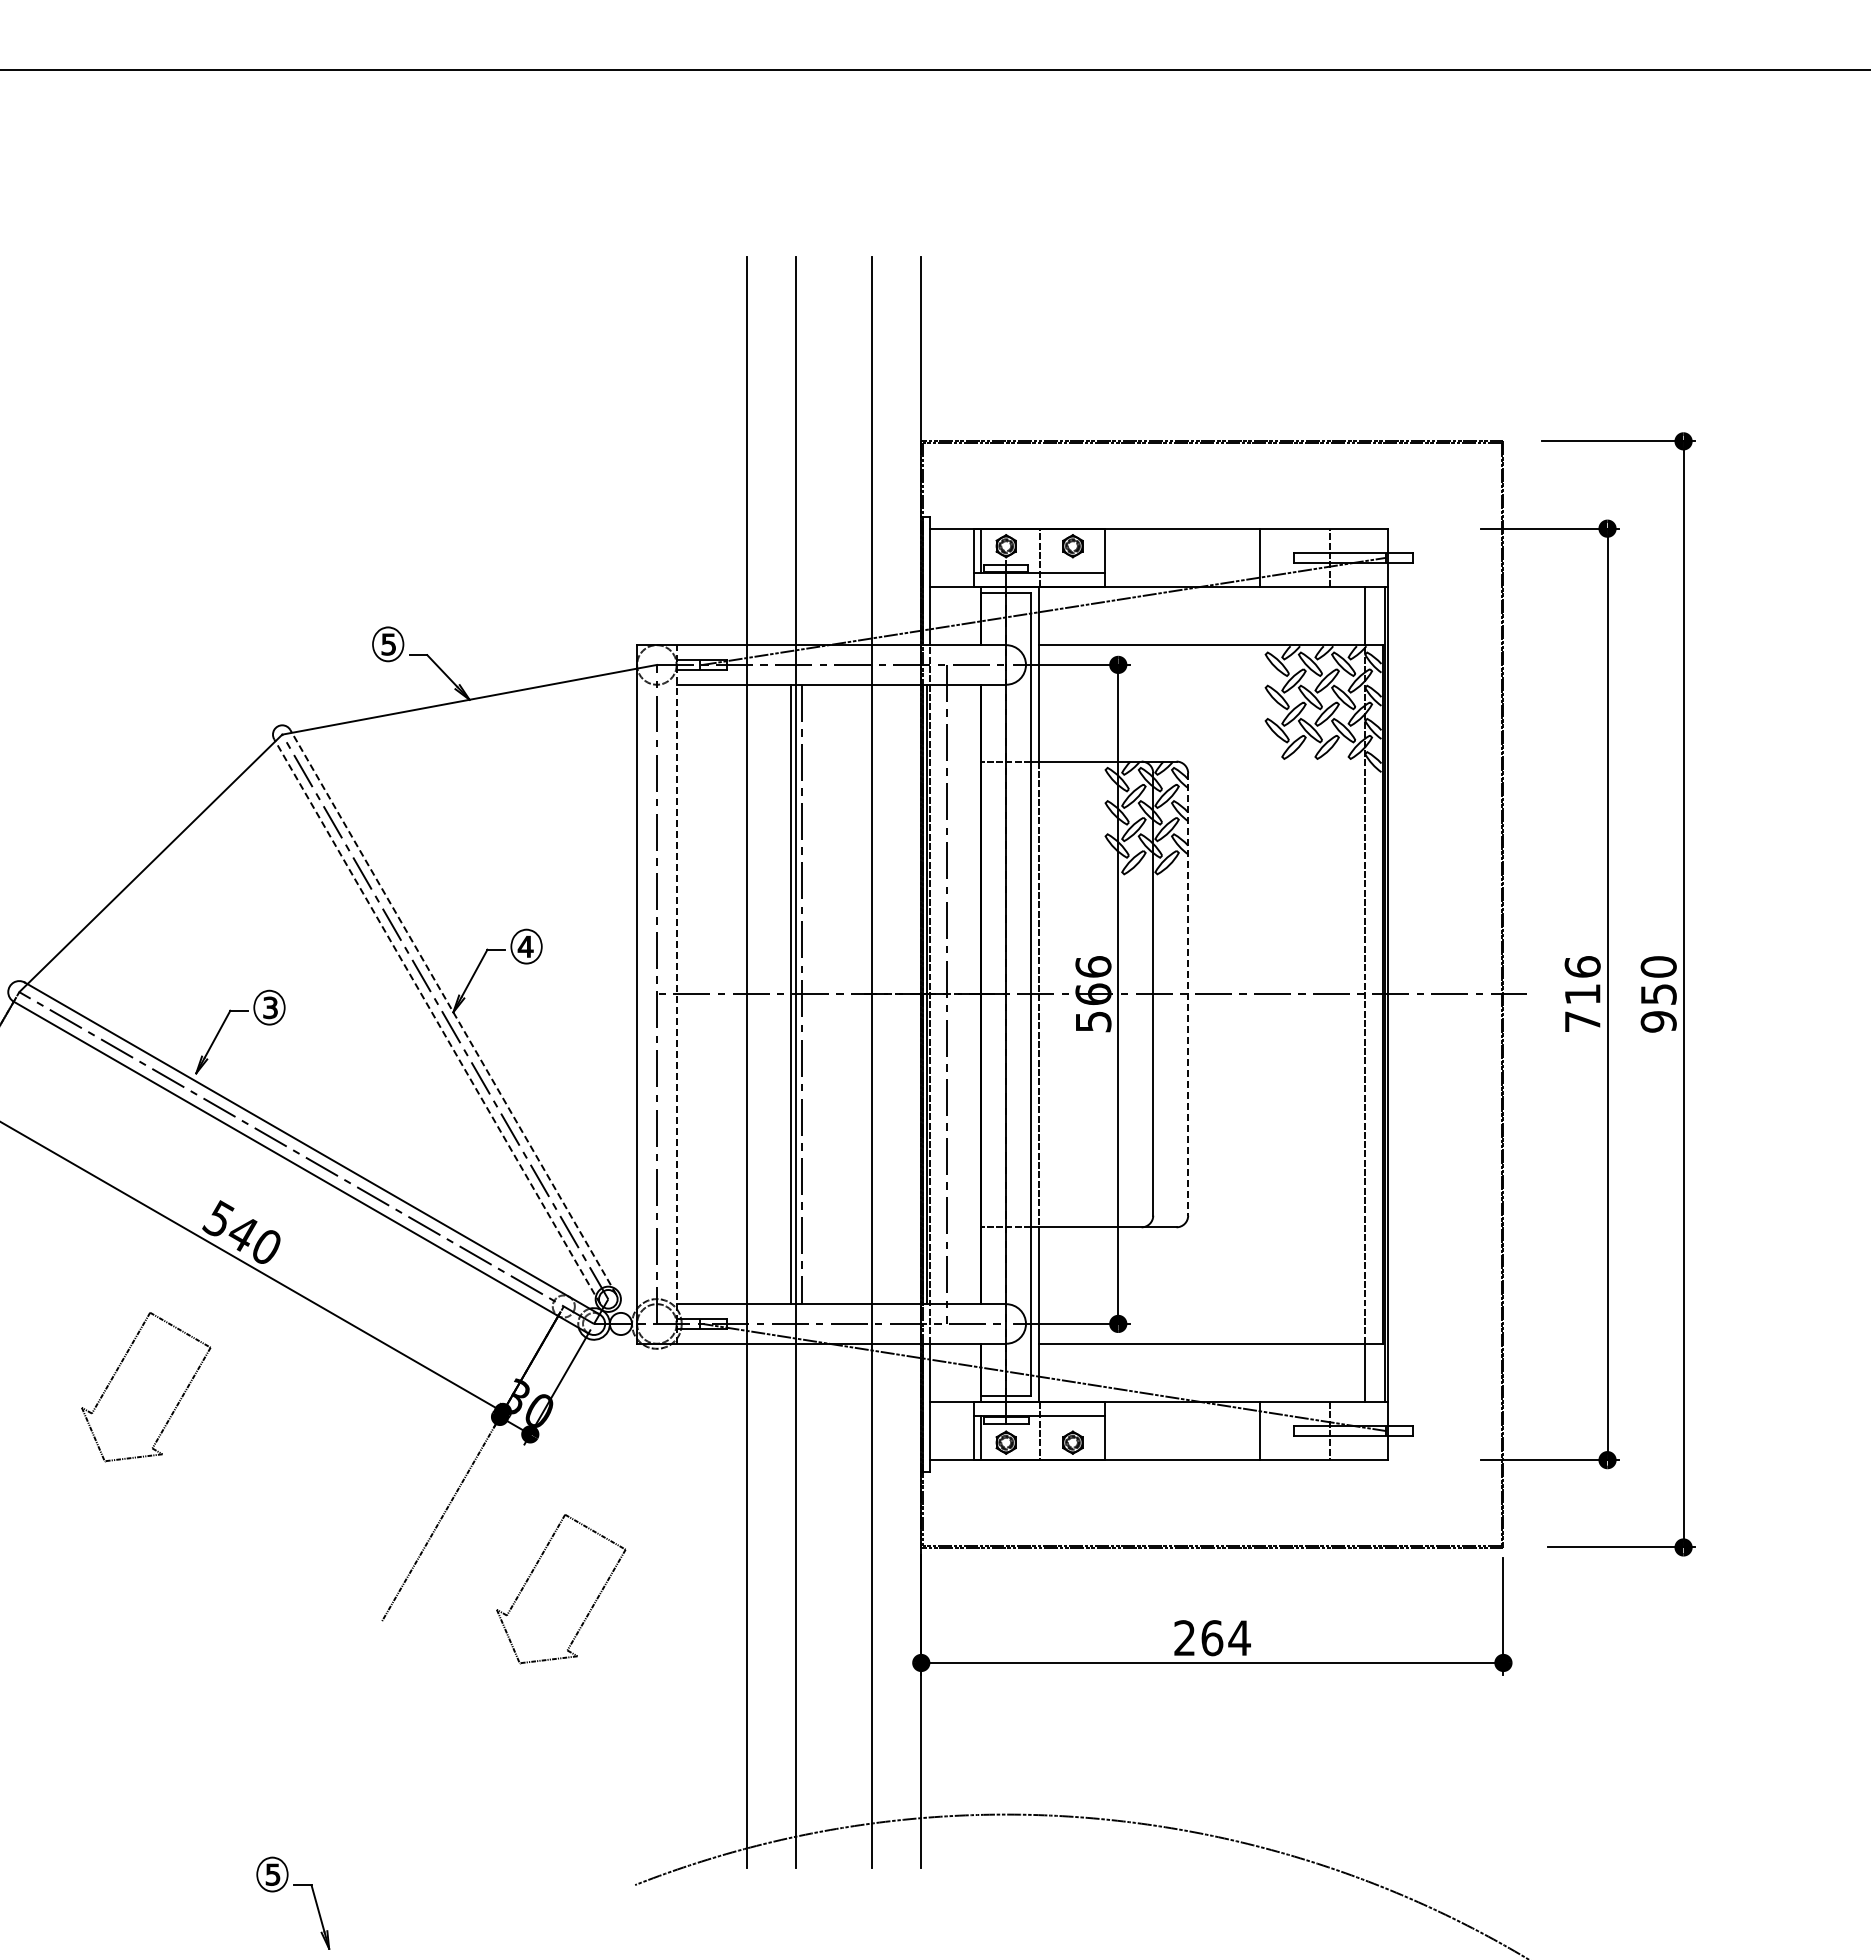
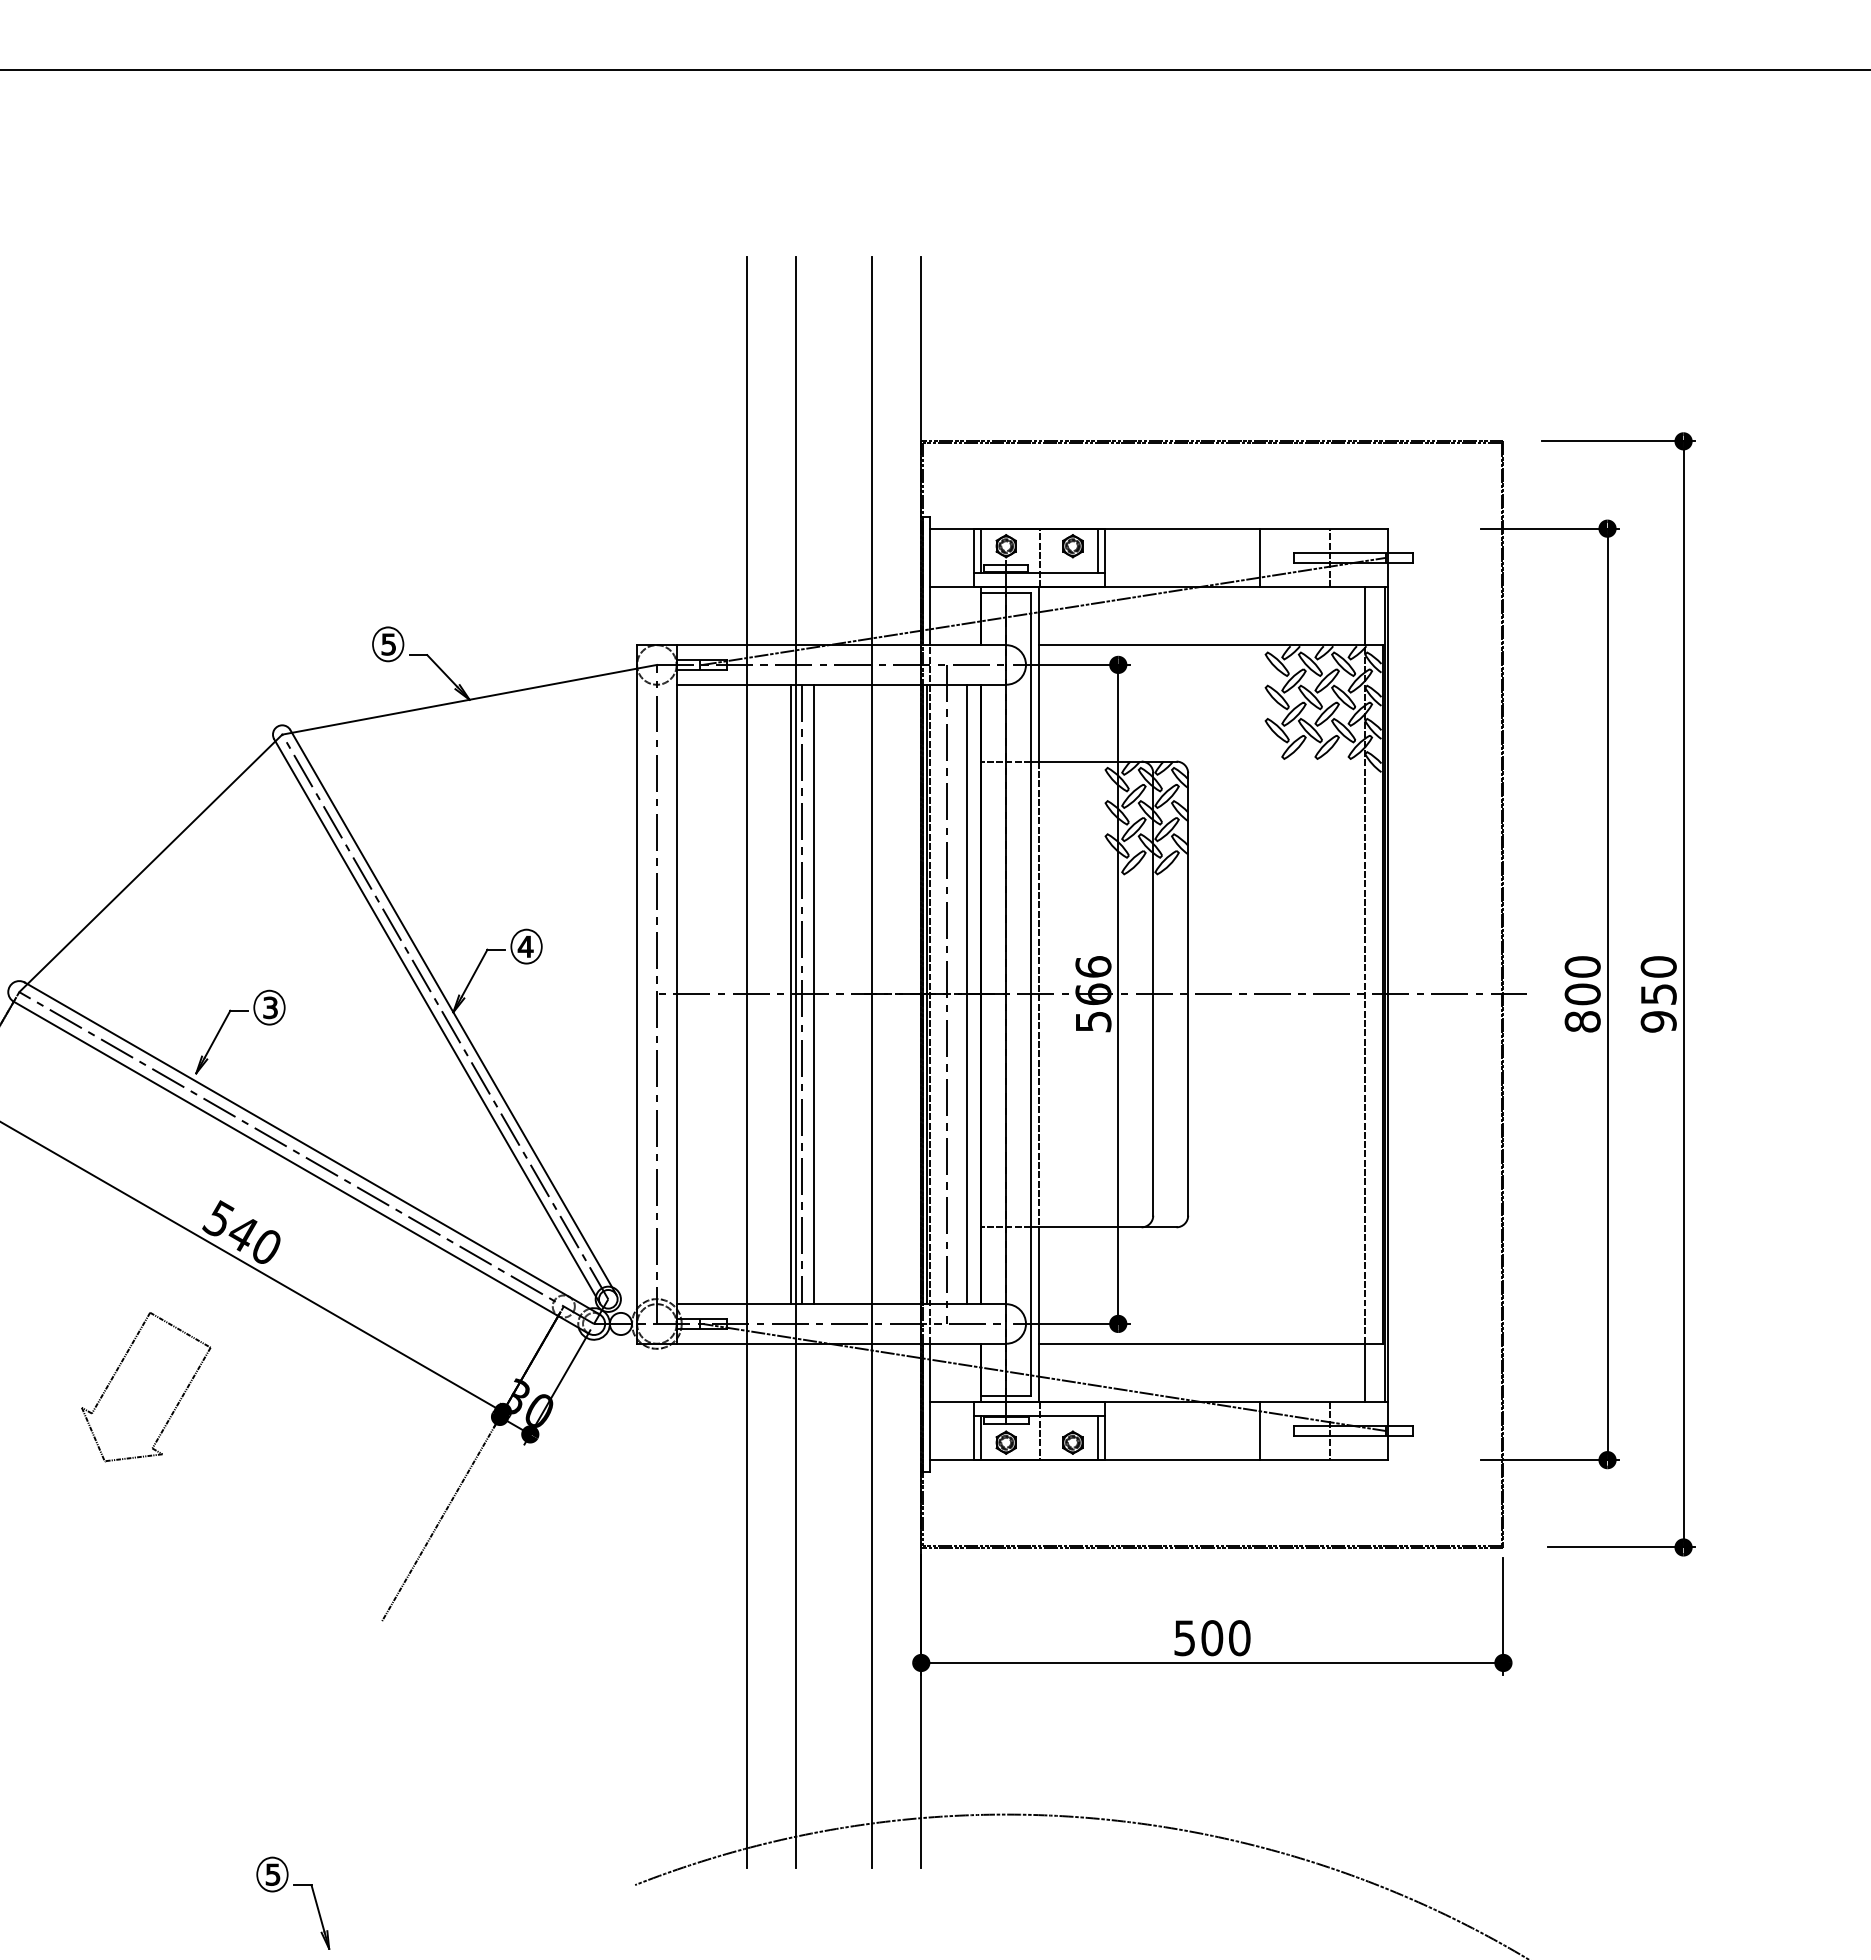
line: none -> present (1098, 550)
line: dashed -> solid (676, 993)
line: none -> present (813, 994)
line: none -> present (966, 994)
line: dashed -> solid (1188, 994)
text: 716 -> 800 (1582, 994)
line: dashed -> solid (453, 1011)
line: dashed -> solid (436, 1021)
line: none -> present (1098, 1437)
part: present -> none (534, 1570)
text: 264 -> 500 (1212, 1638)
